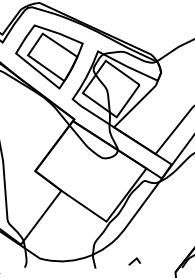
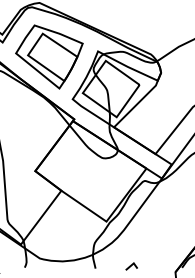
line position: (134, 261) -> (131, 266) (131, 266)
